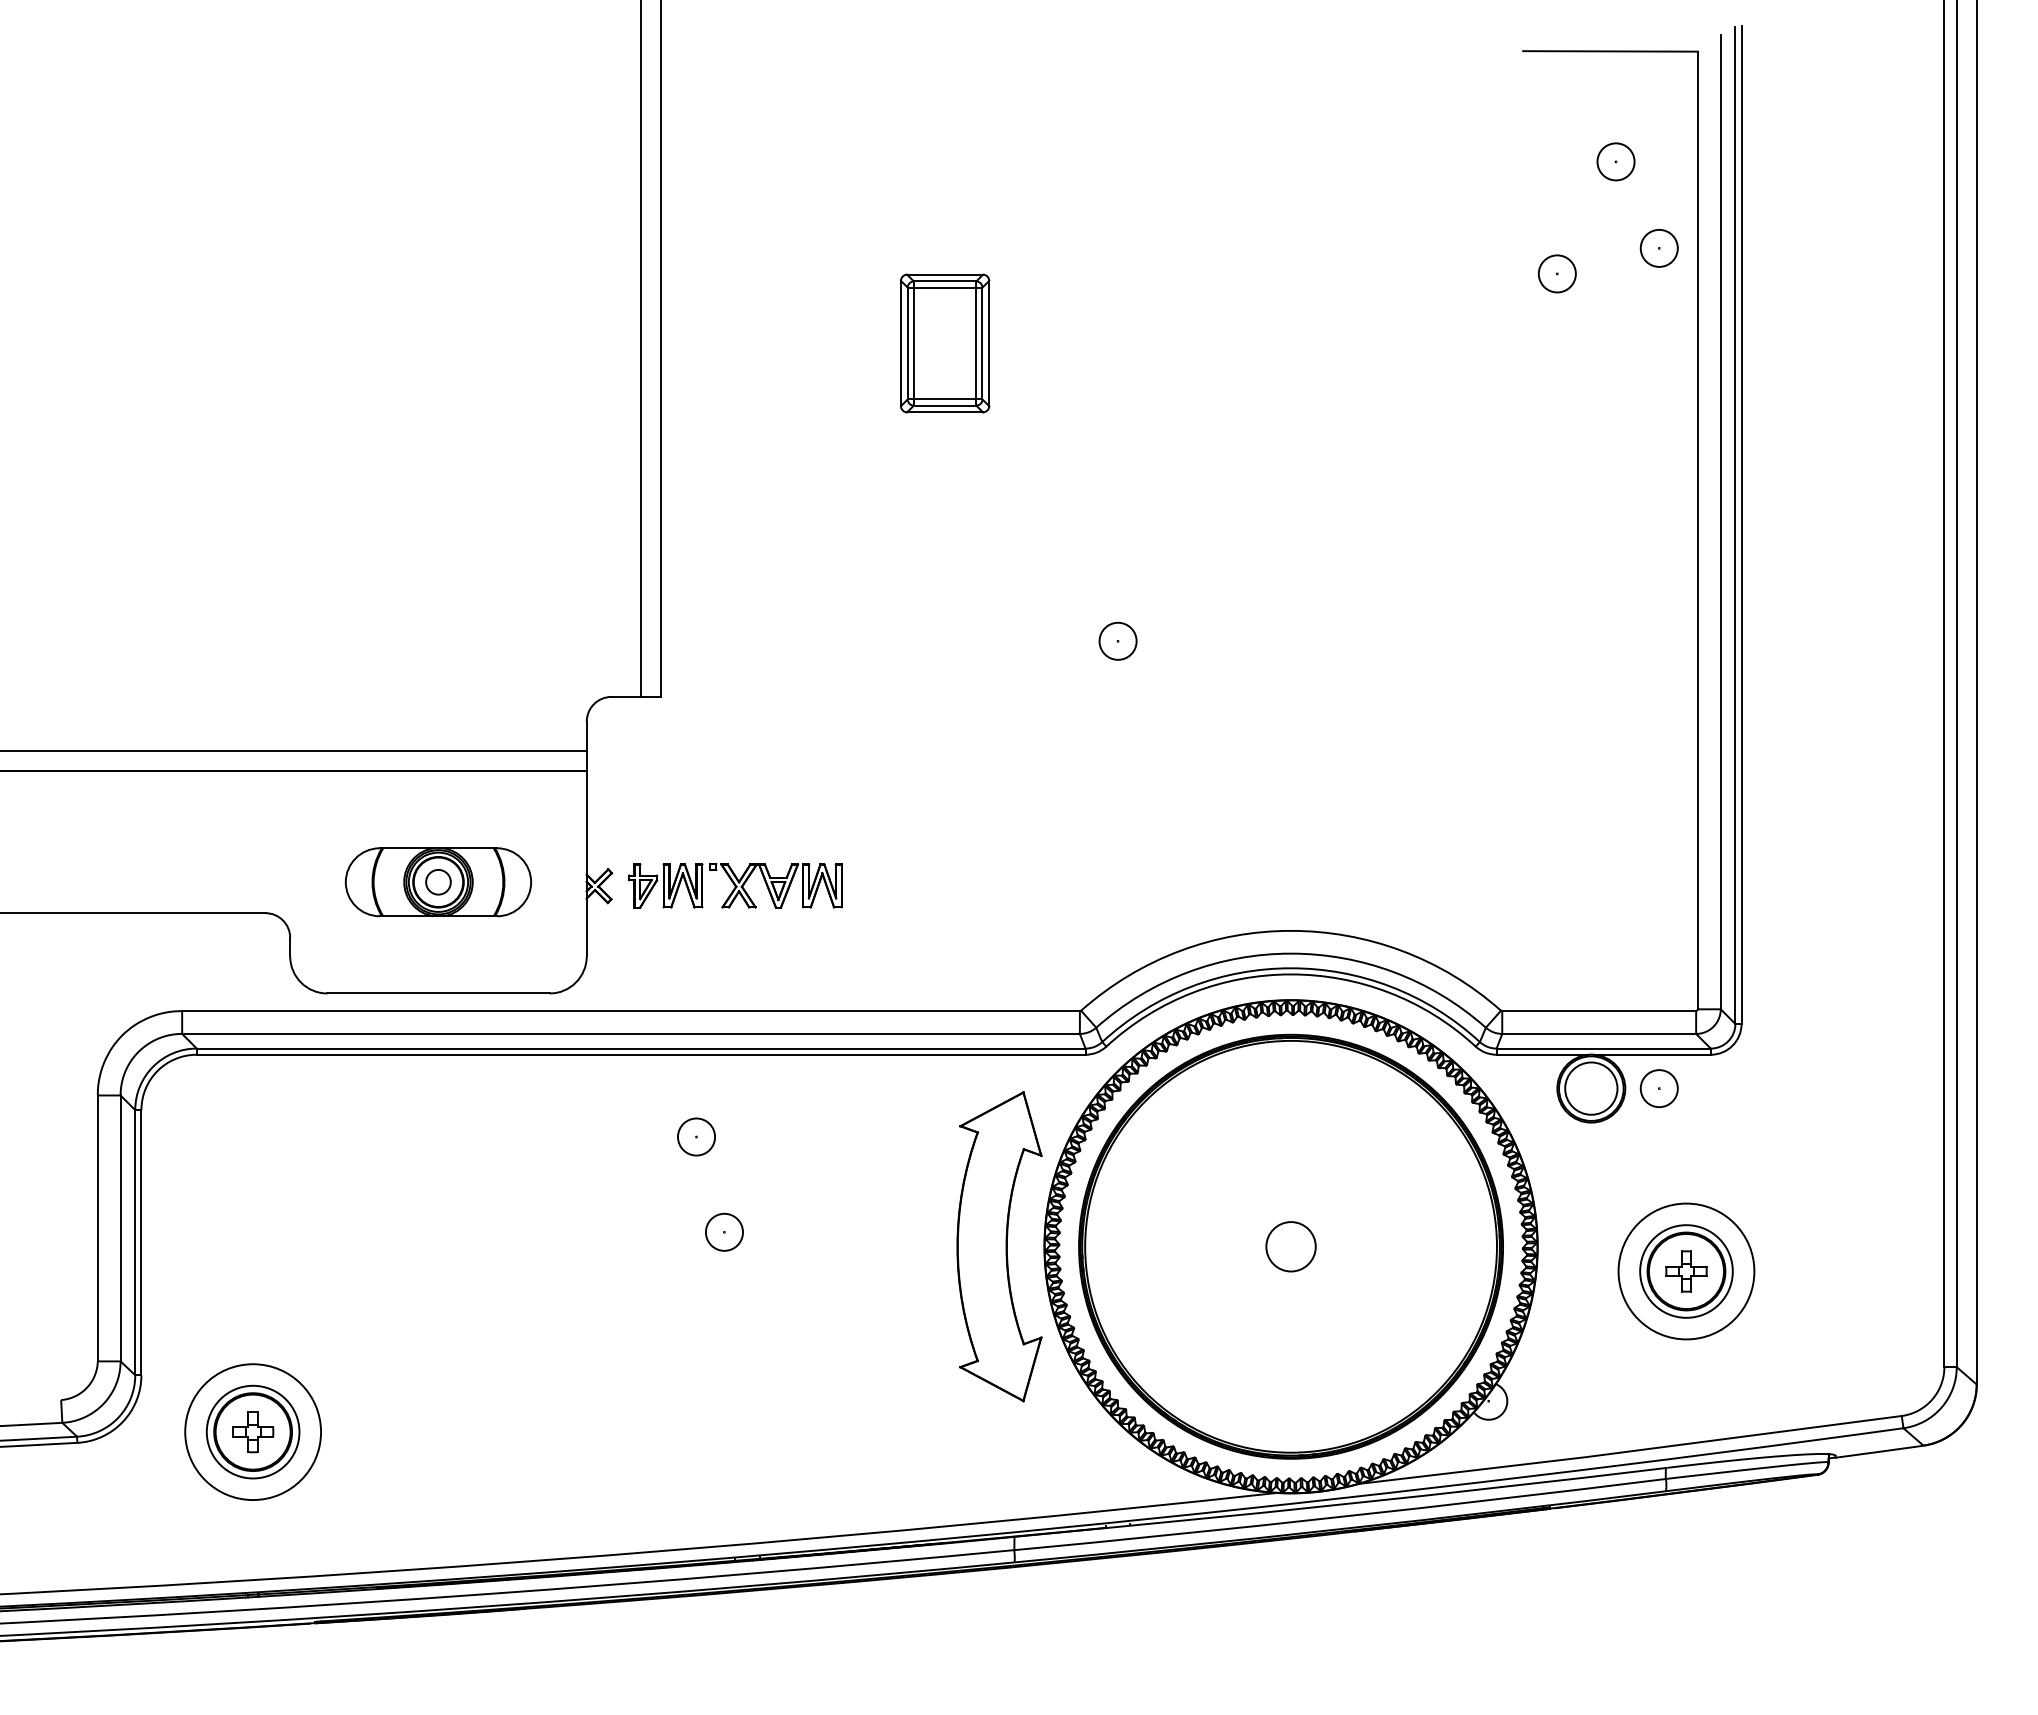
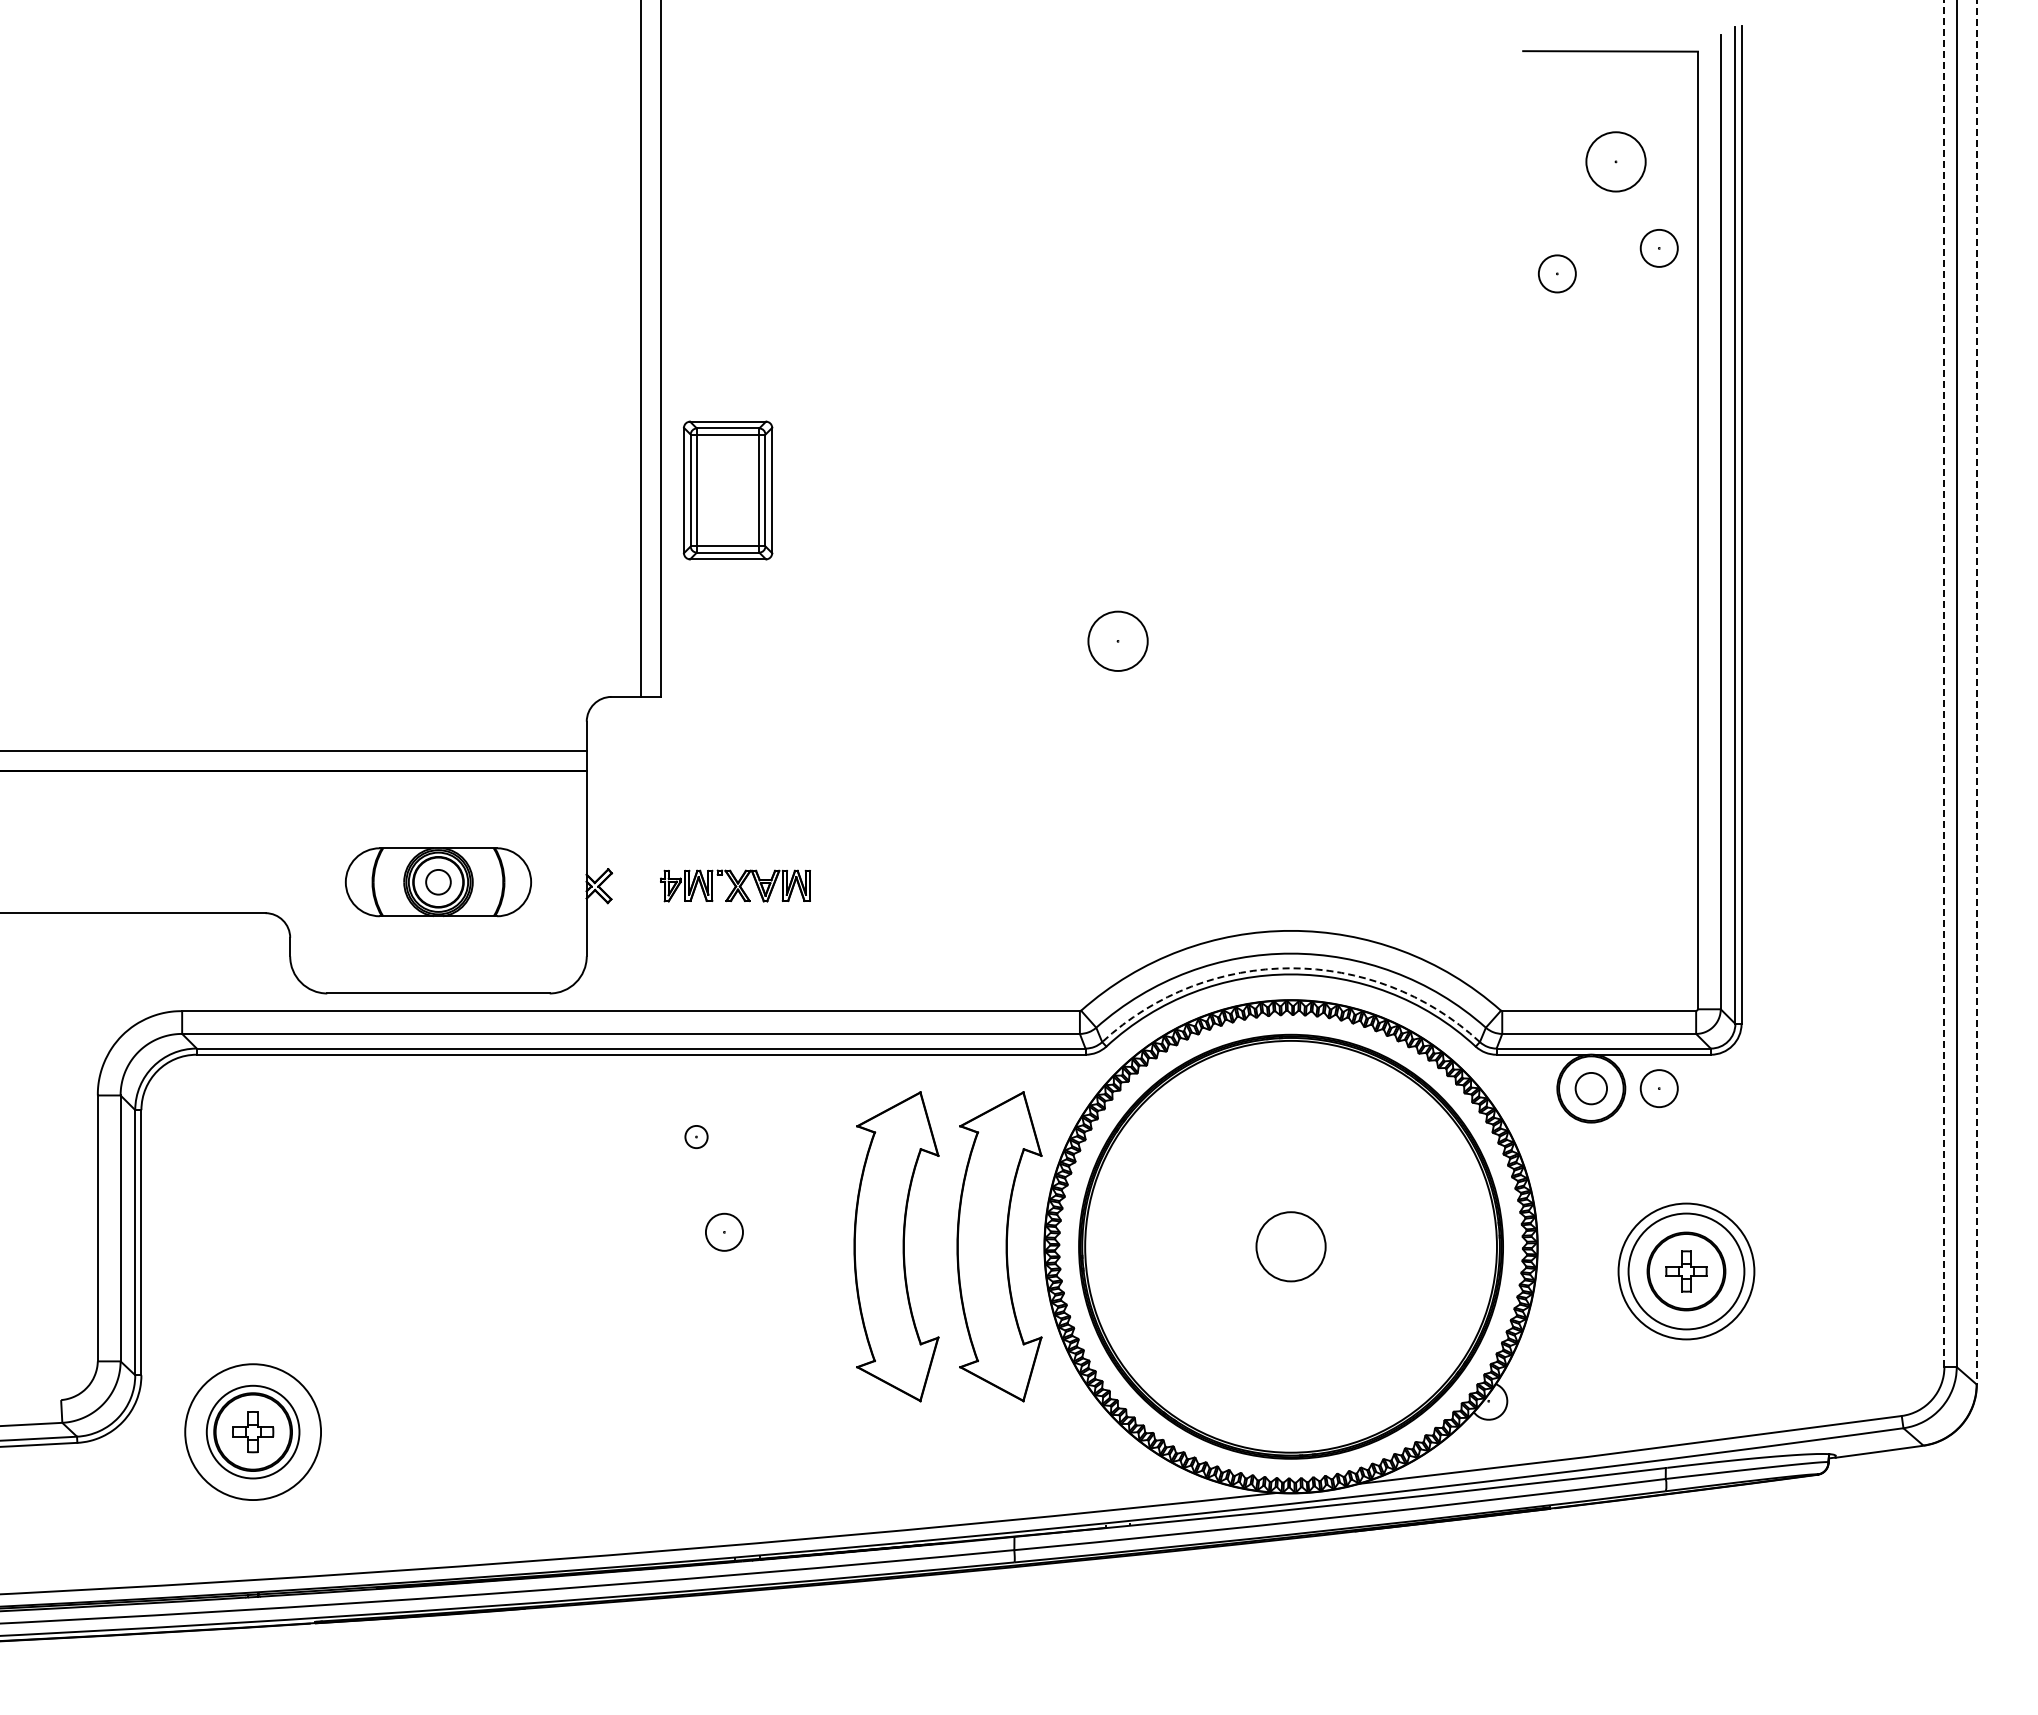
circle diameter: 37 px -> 59 px (1615, 161)
part position: (944, 343) -> (727, 490) (727, 490)
circle diameter: 37 px -> 59 px (1117, 640)
line: solid -> dashed (1944, 683)
line: solid -> dashed (1976, 692)
part size: 215x46 px -> 151x34 px (735, 885)
arc: solid -> dashed (1291, 968)
circle diameter: 52 px -> 31 px (1591, 1088)
circle diameter: 37 px -> 22 px (696, 1136)
part: none -> present (896, 1246)
circle diameter: 49 px -> 69 px (1290, 1246)
circle diameter: 93 px -> 116 px (1686, 1271)
